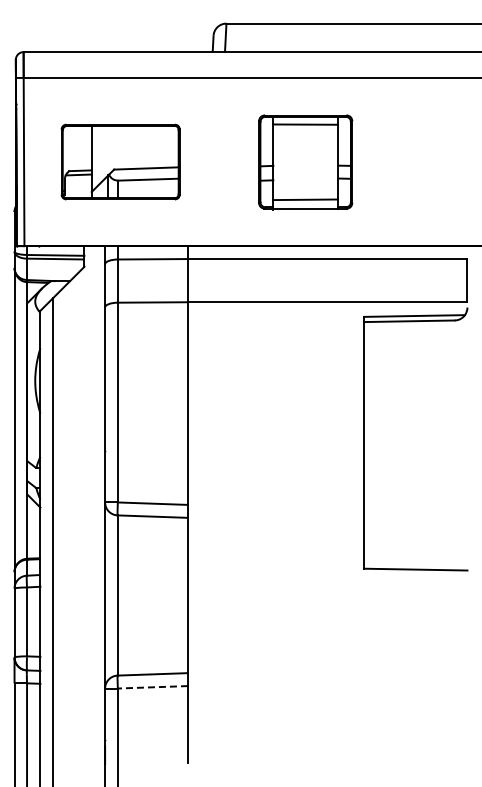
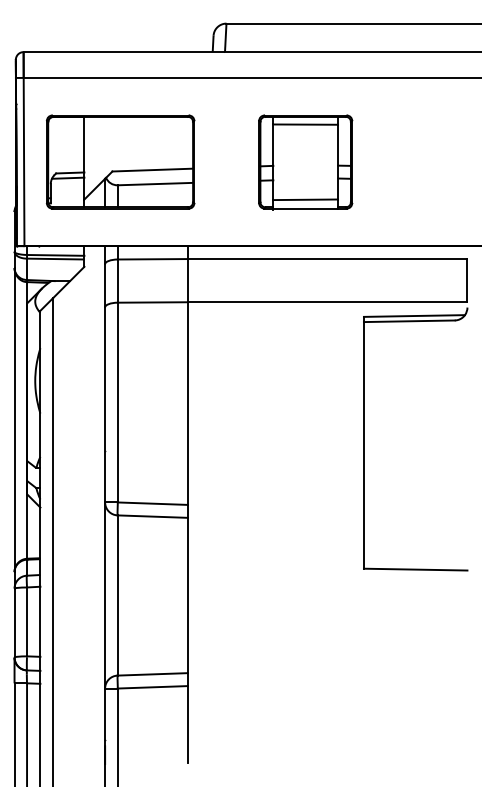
part size: 121x78 px -> 150x96 px (120, 161)
line: dashed -> solid (152, 687)
